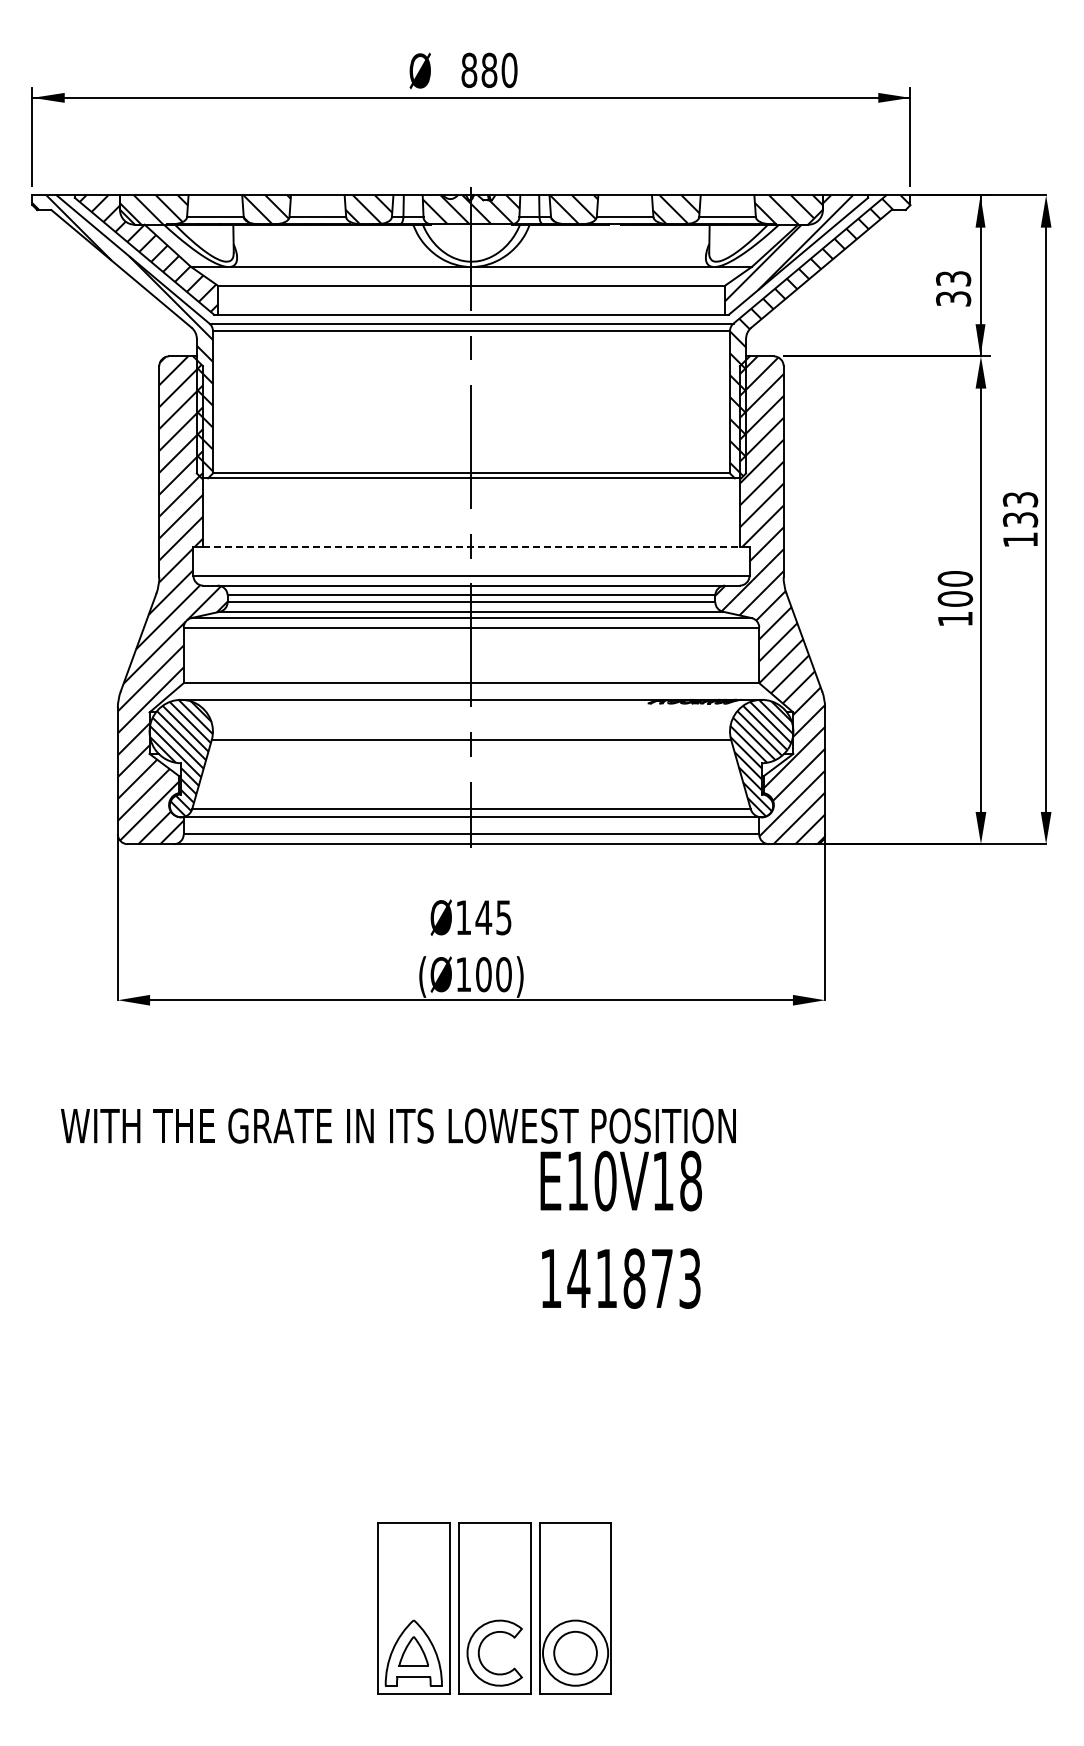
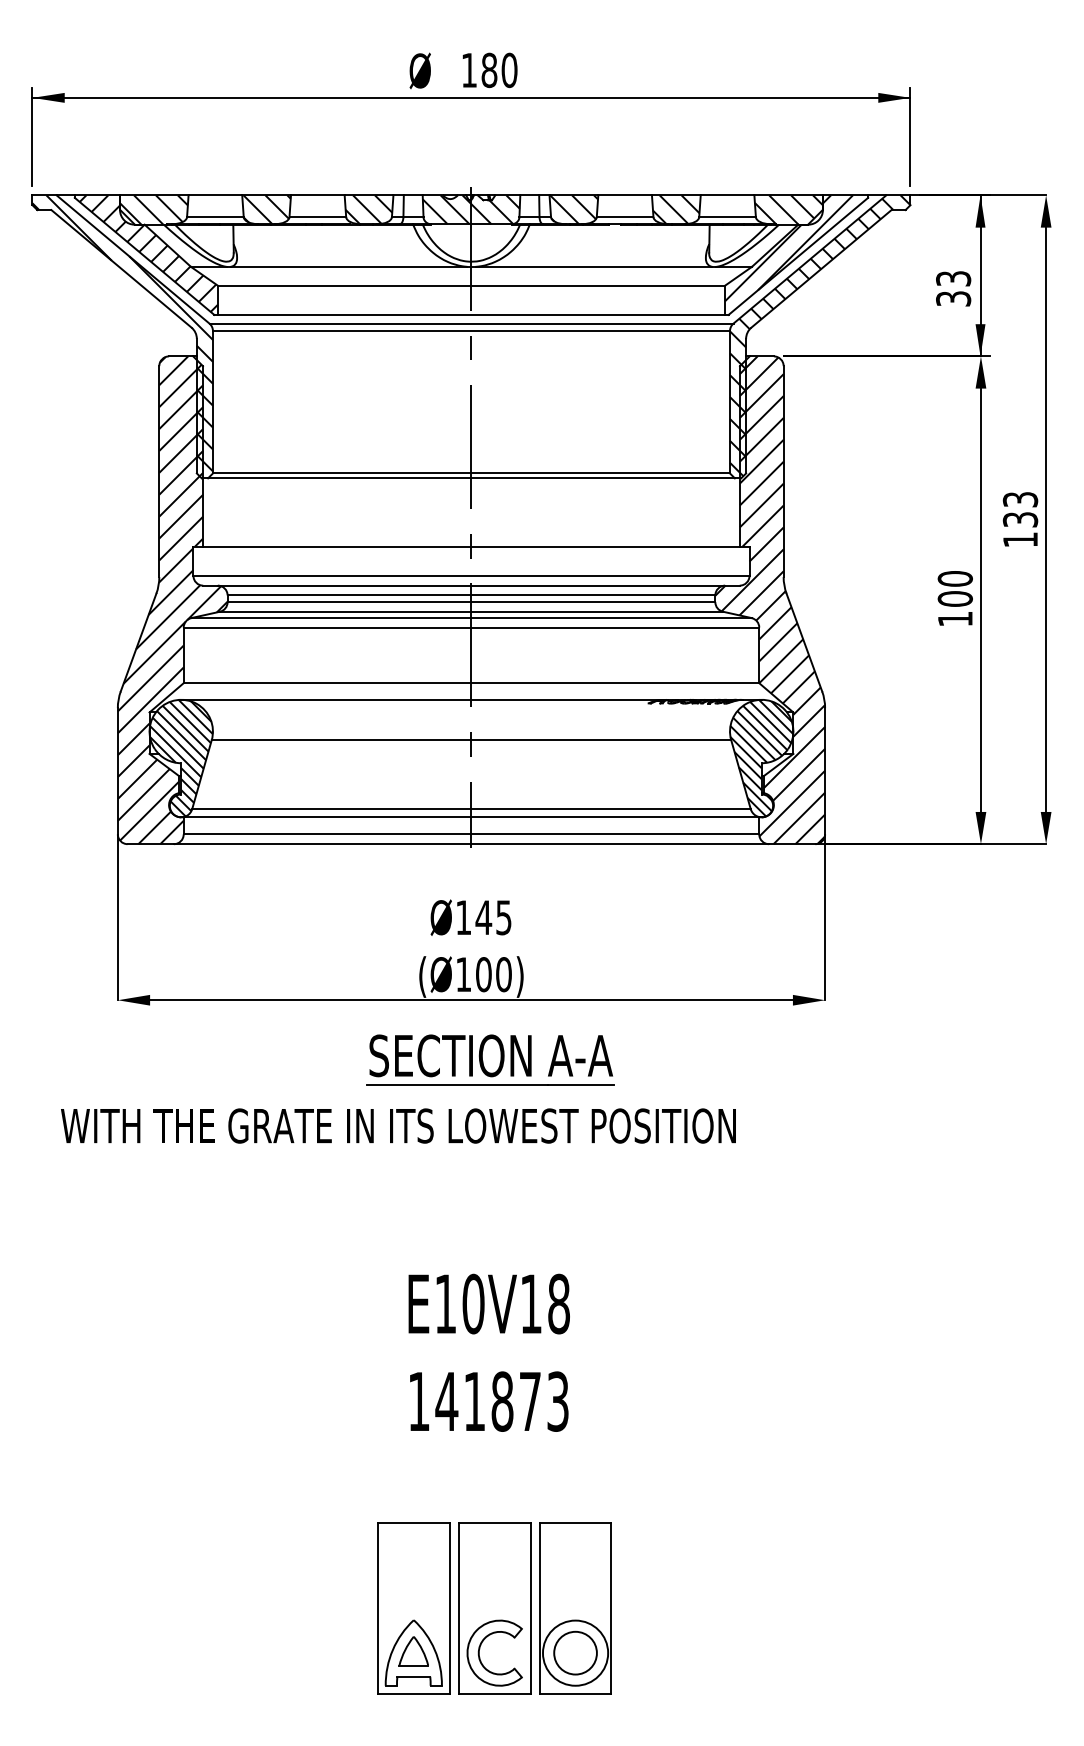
text: 880 -> 180 (469, 70)
line: dashed -> solid (471, 546)
part: none -> present (490, 1059)
text position: (620, 1229) -> (488, 1352) (488, 1352)
